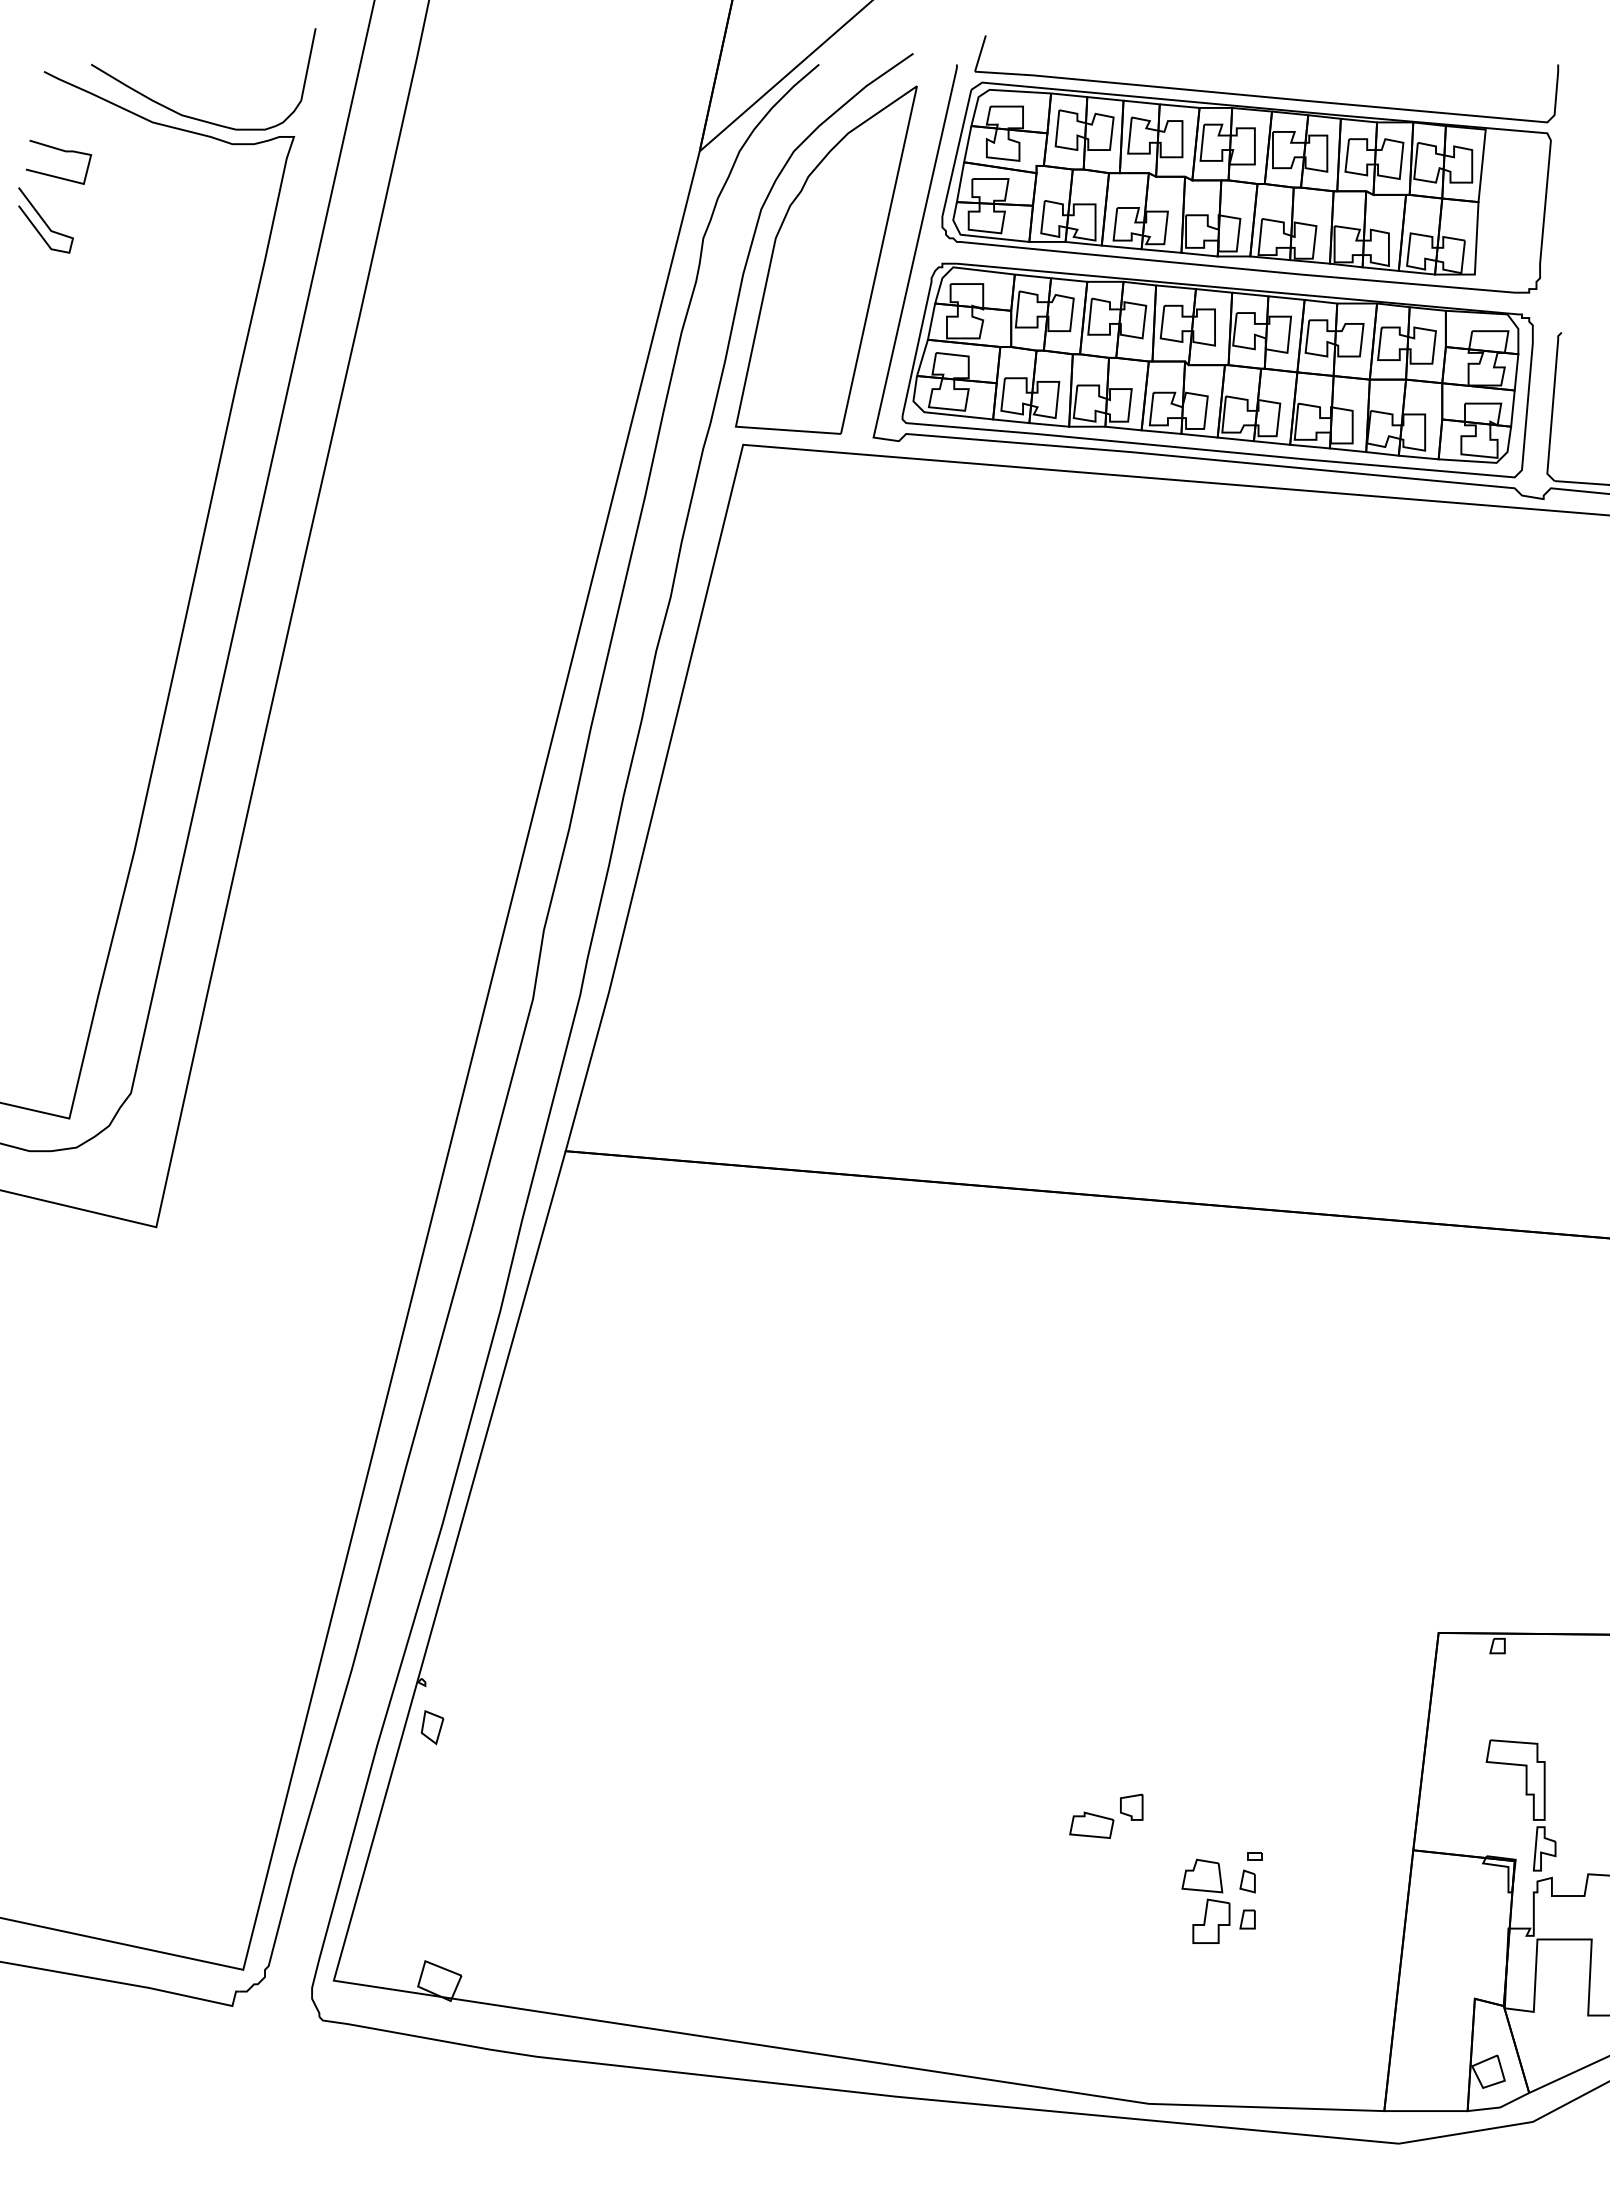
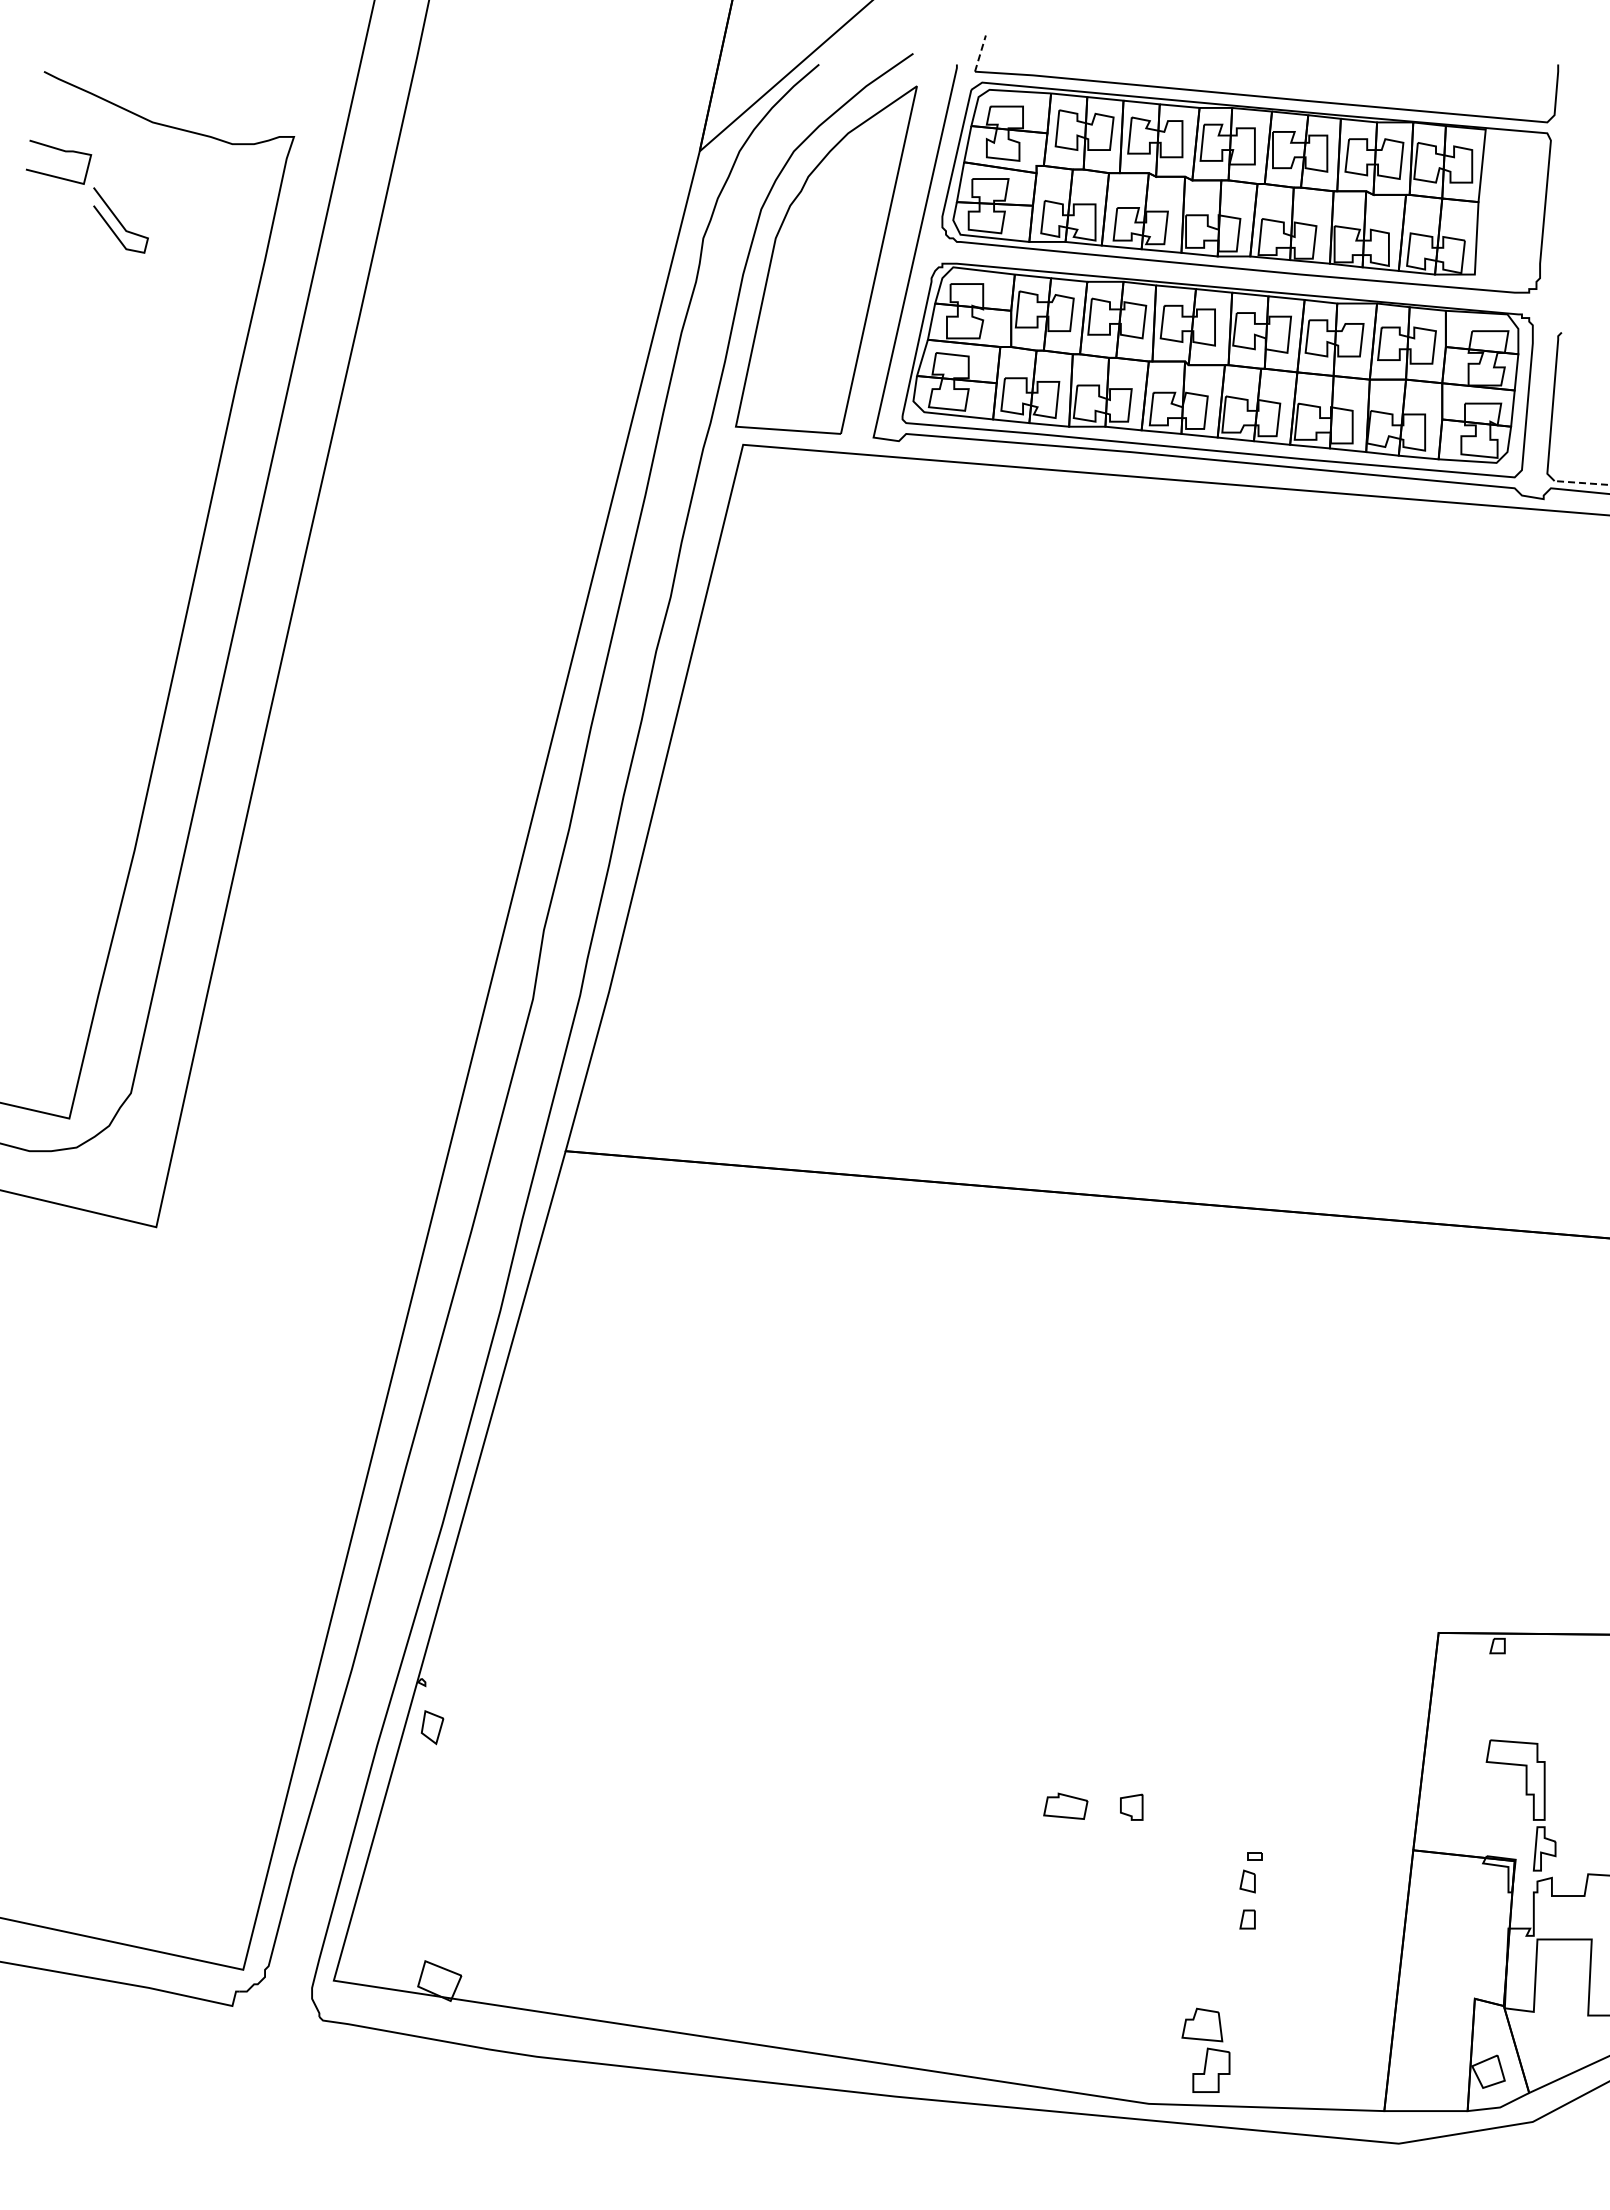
line: solid -> dashed (980, 53)
curve: present -> none (191, 116)
curve position: (44, 220) -> (119, 220) (119, 220)
line: solid -> dashed (1581, 482)
part position: (1091, 1824) -> (1065, 1805) (1065, 1805)
part position: (1205, 1900) -> (1205, 2049) (1205, 2049)
